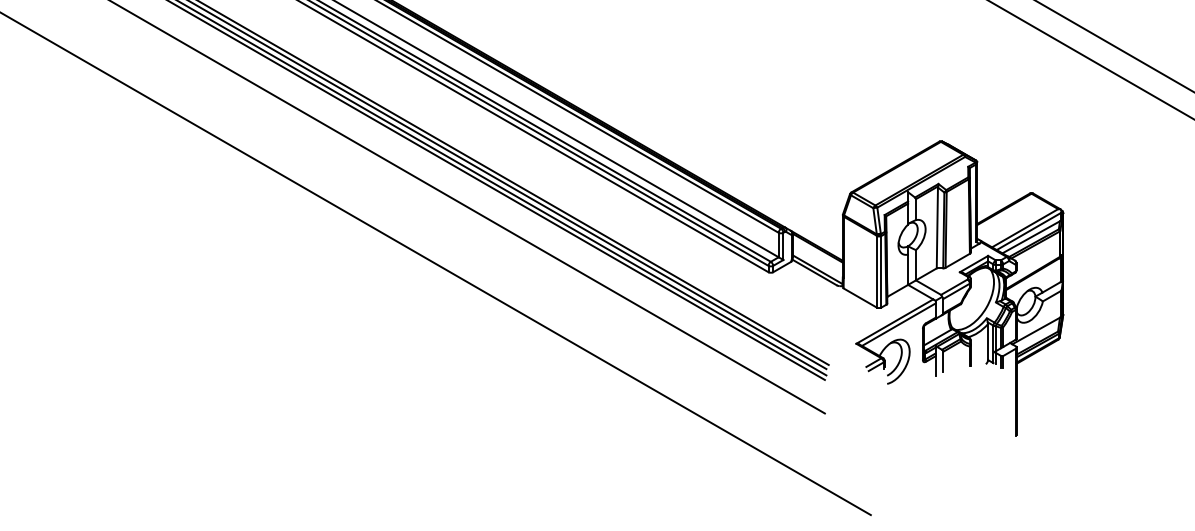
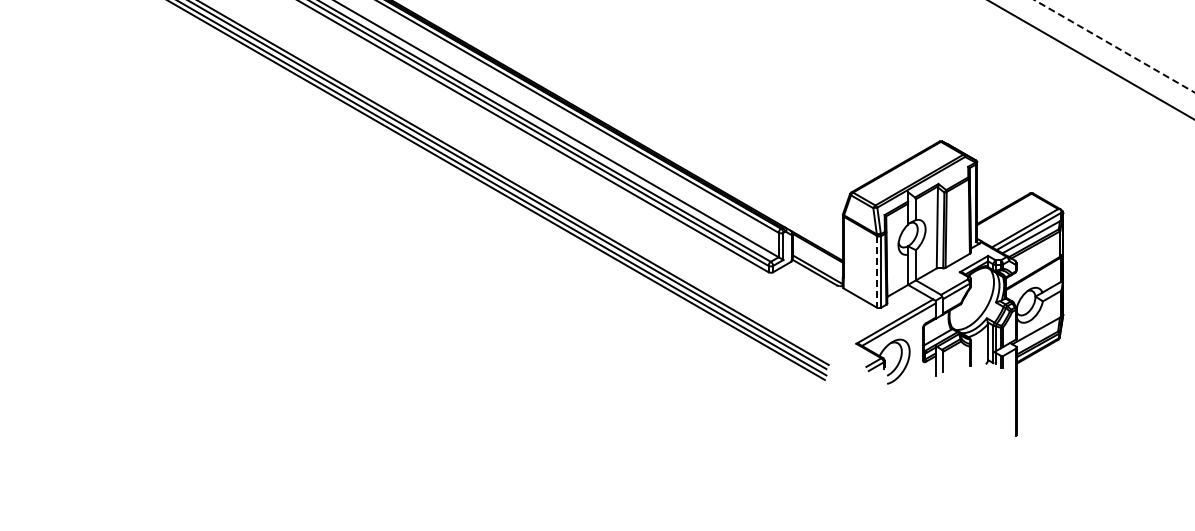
line: solid -> dashed (1114, 46)
line: present -> none (468, 207)
line: present -> none (436, 264)
line: solid -> dashed (876, 271)
